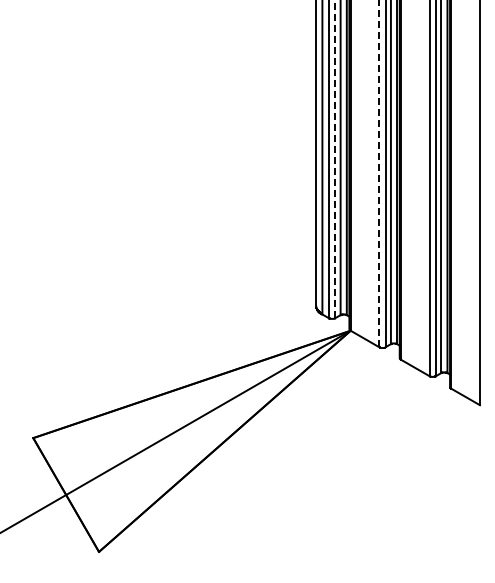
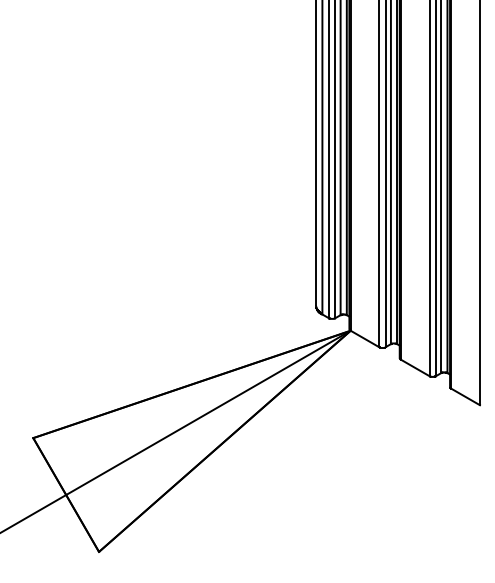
line: dashed -> solid (335, 159)
line: dashed -> solid (379, 173)
